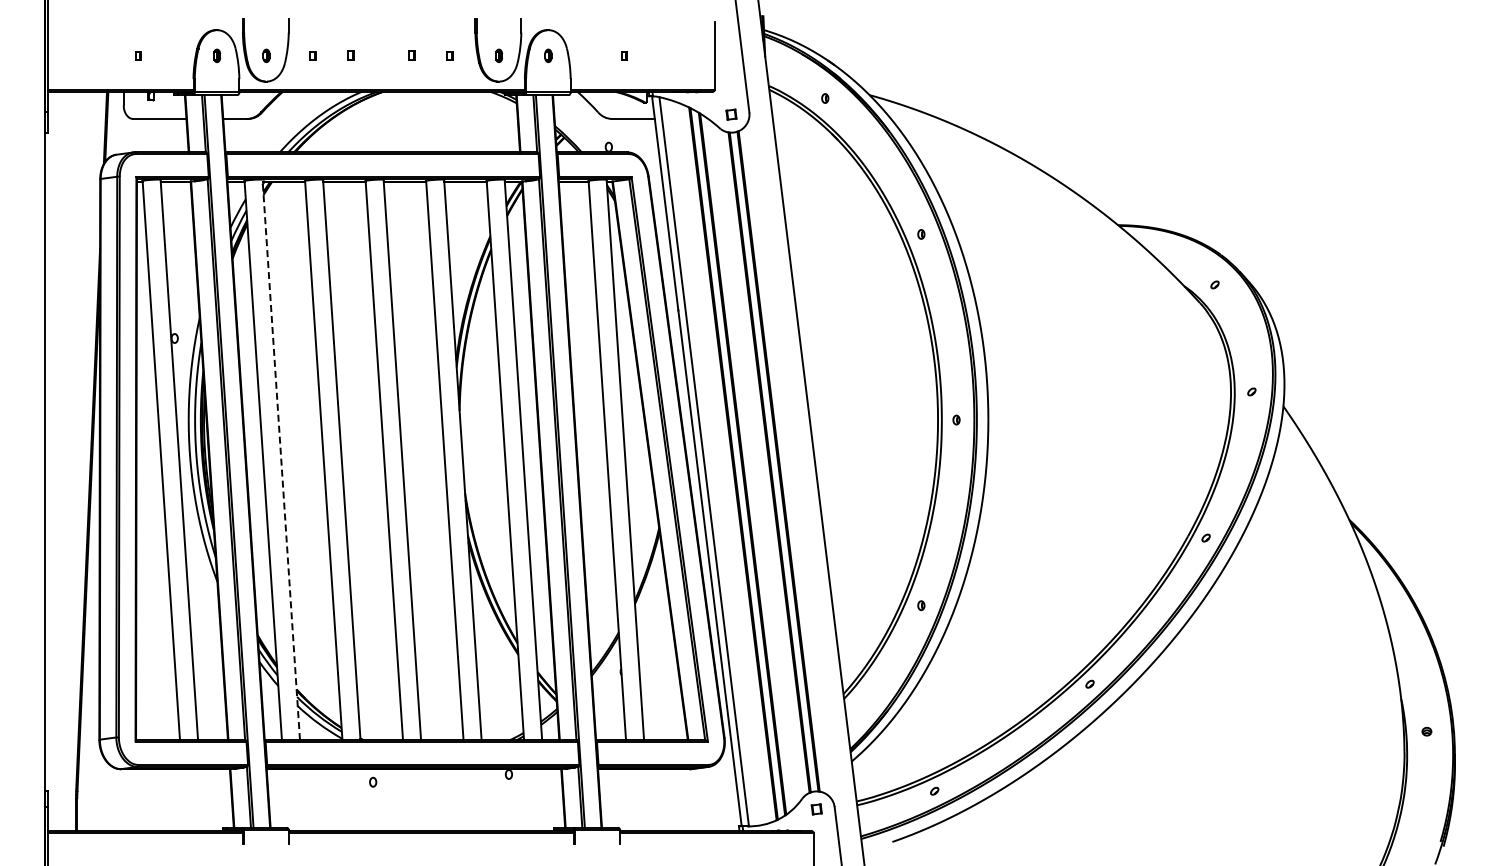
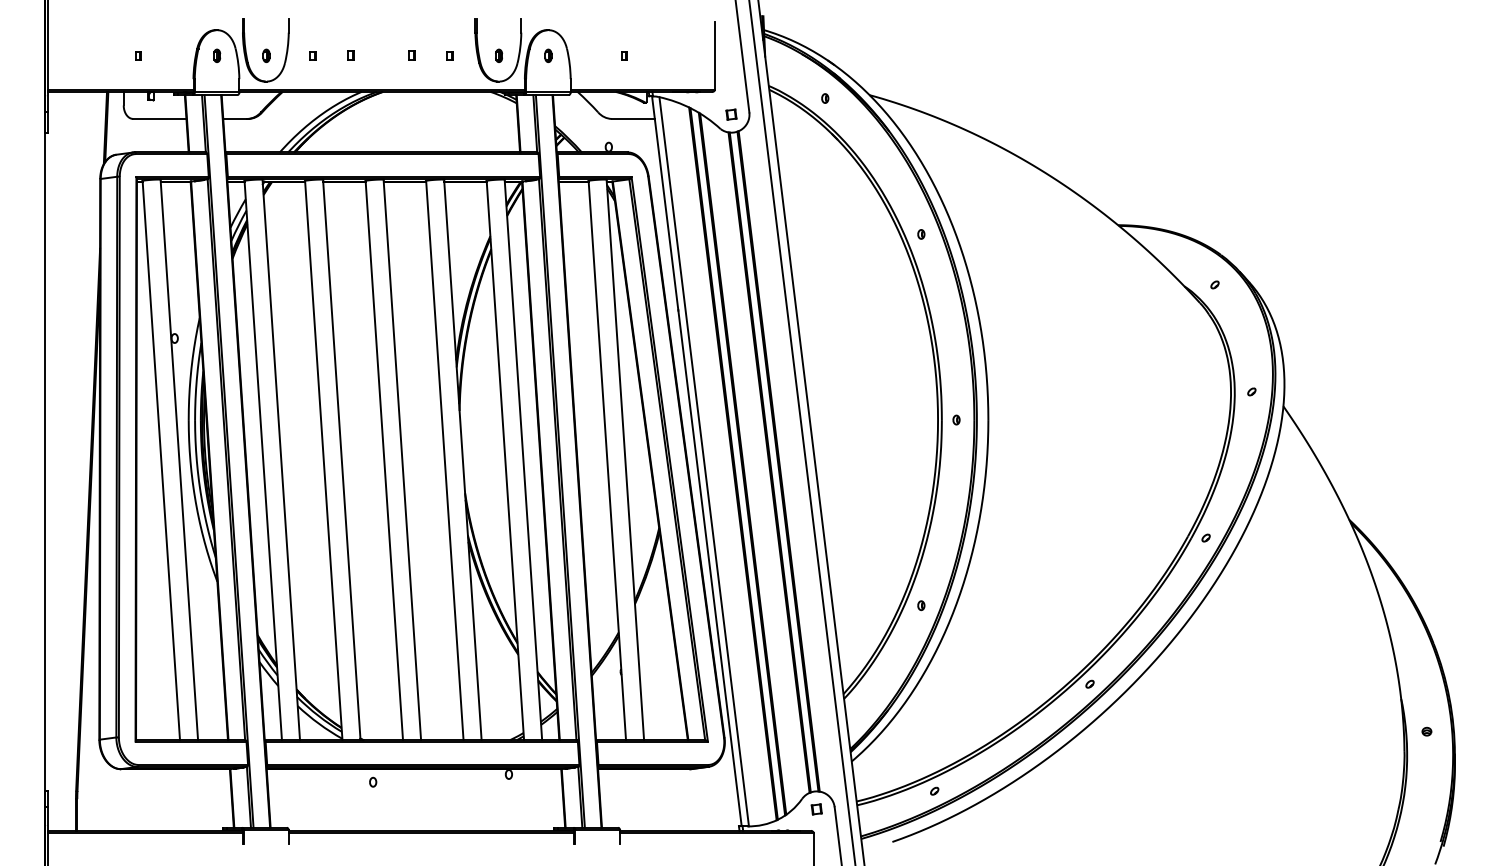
line: none -> present (802, 432)
line: dashed -> solid (281, 459)
